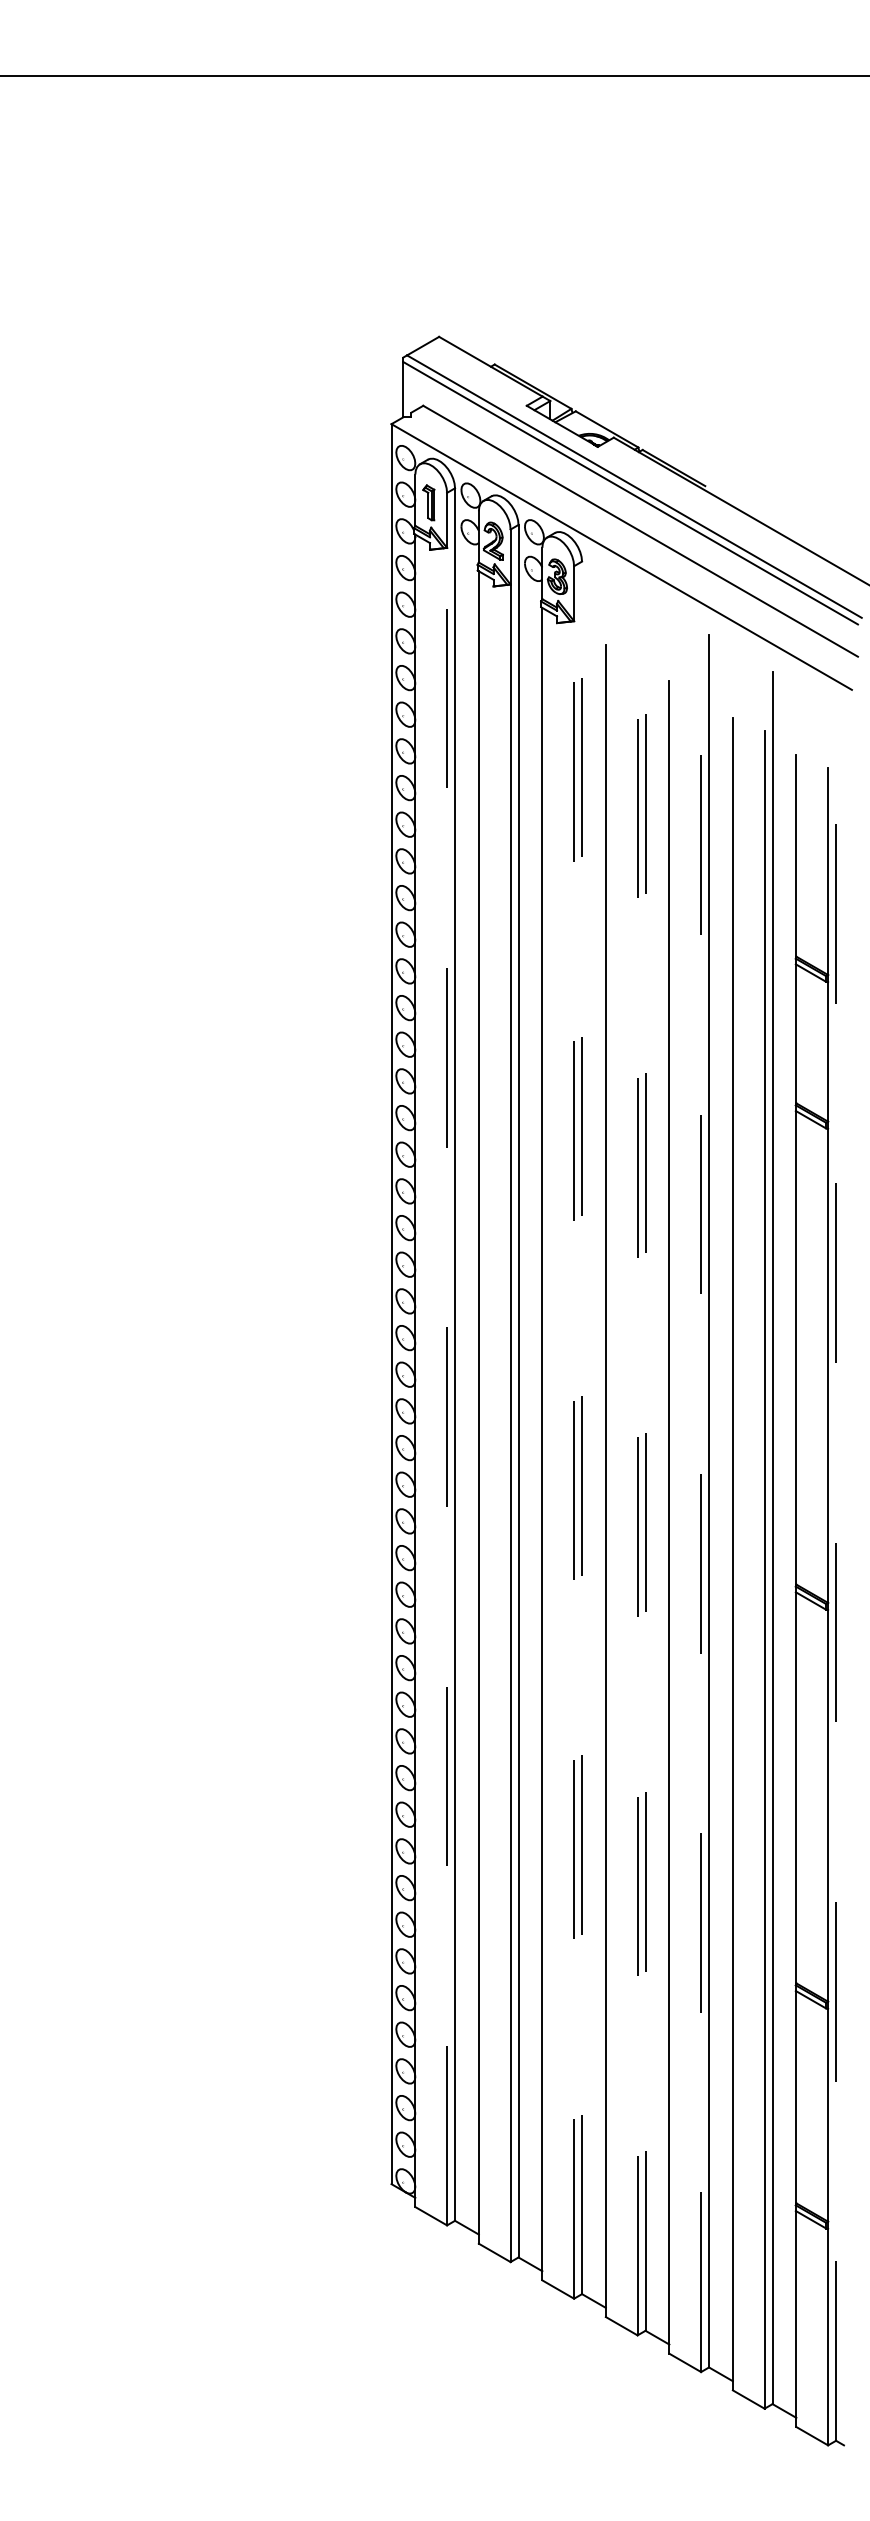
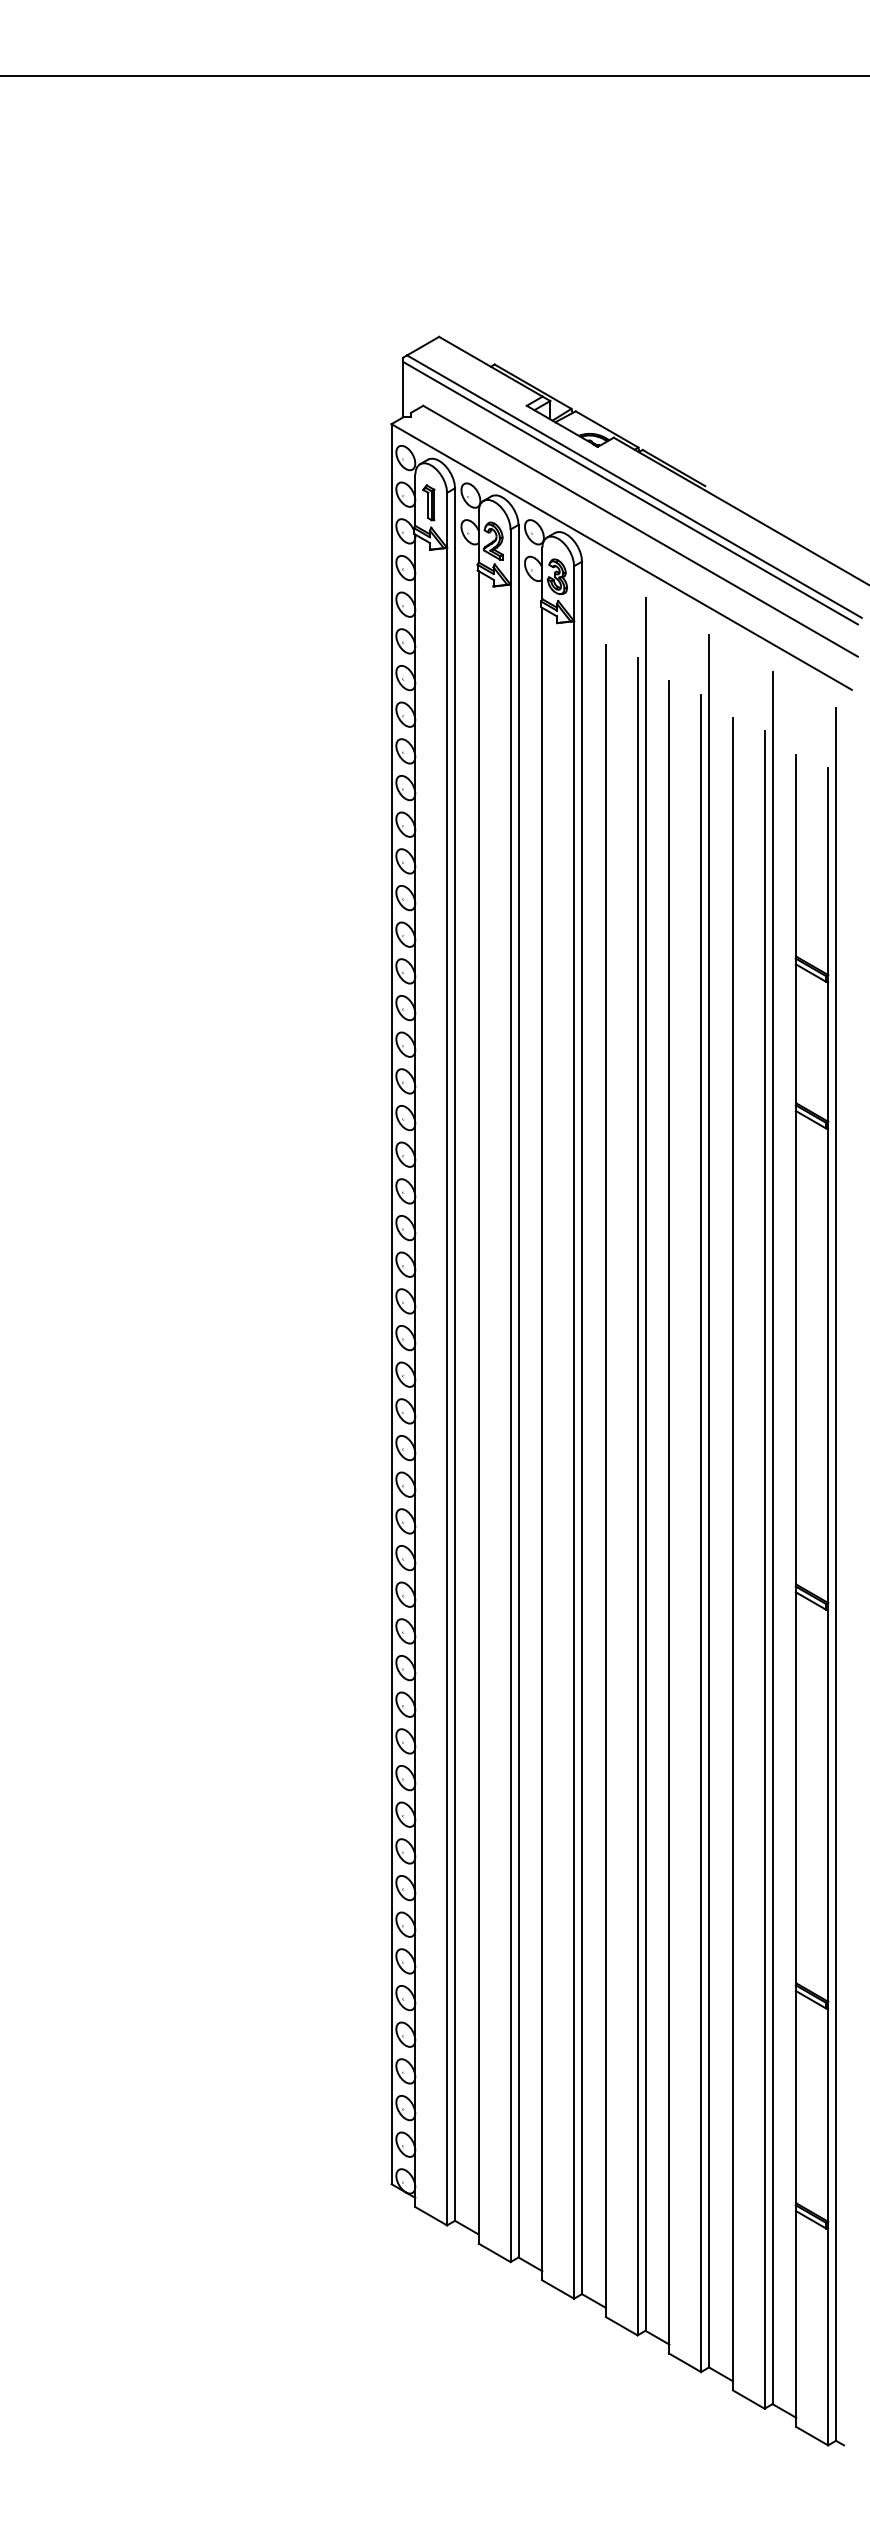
line: dashed -> solid (447, 1386)
line: dashed -> solid (582, 1427)
line: dashed -> solid (574, 1459)
line: dashed -> solid (645, 1464)
line: dashed -> solid (637, 1496)
line: dashed -> solid (701, 1533)
line: dashed -> solid (836, 1574)
